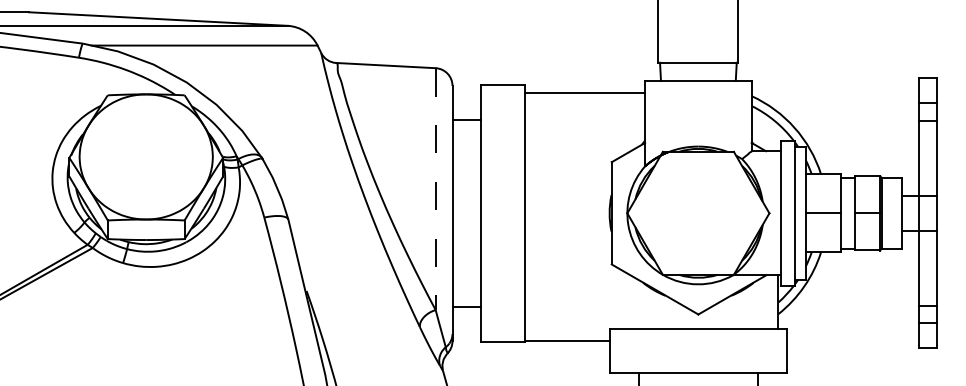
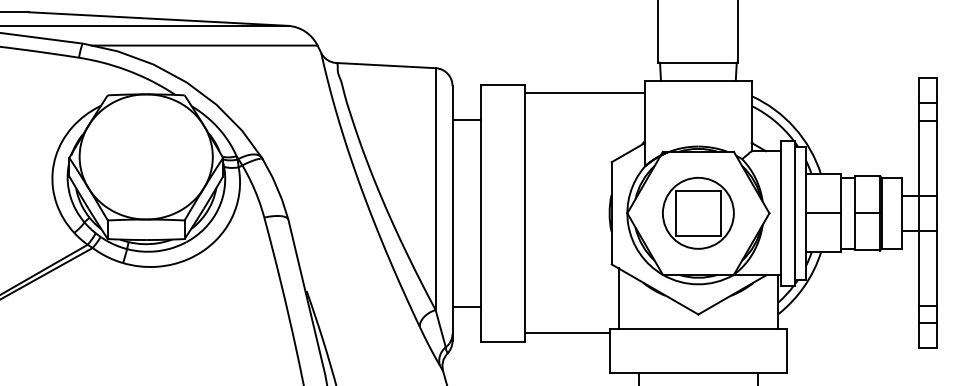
line: dashed -> solid (435, 189)
part: none -> present (698, 212)
line: none -> present (618, 298)
line position: (567, 341) -> (567, 333) (567, 333)
